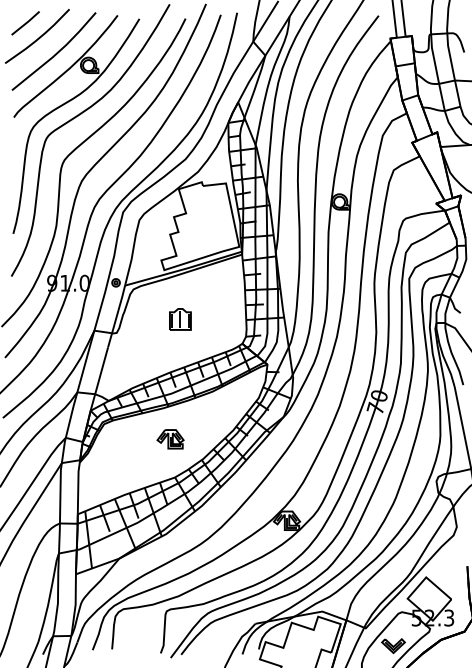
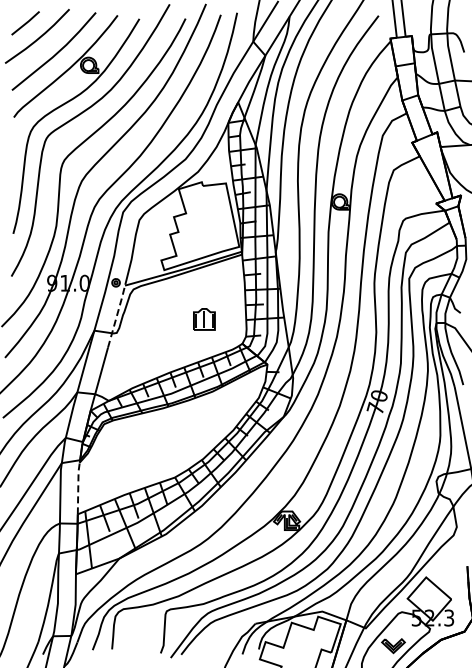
line: solid -> dashed (116, 316)
part position: (180, 319) -> (204, 319) (204, 319)
part: present -> none (170, 439)
line: solid -> dashed (78, 487)
